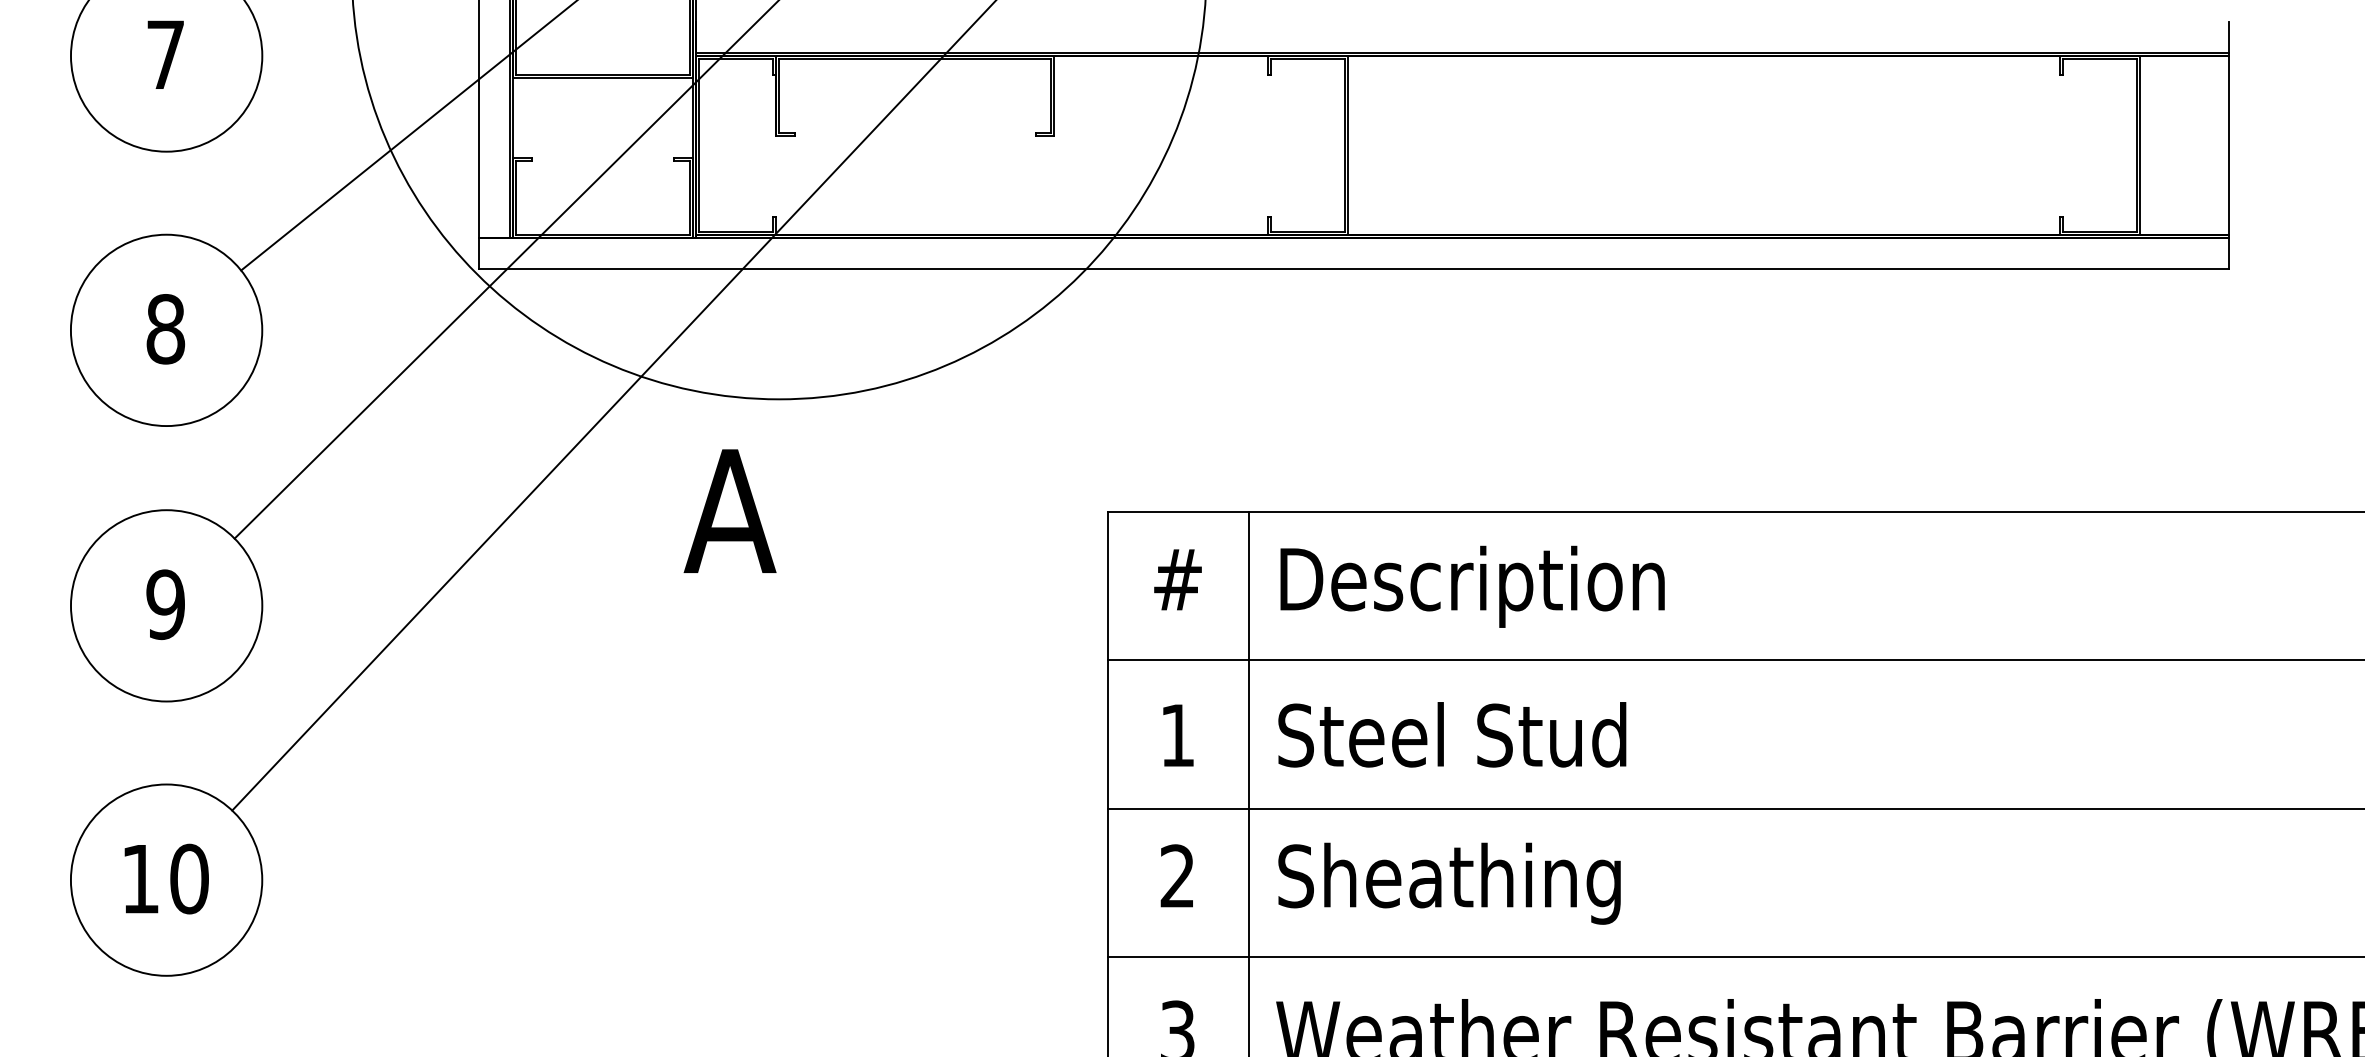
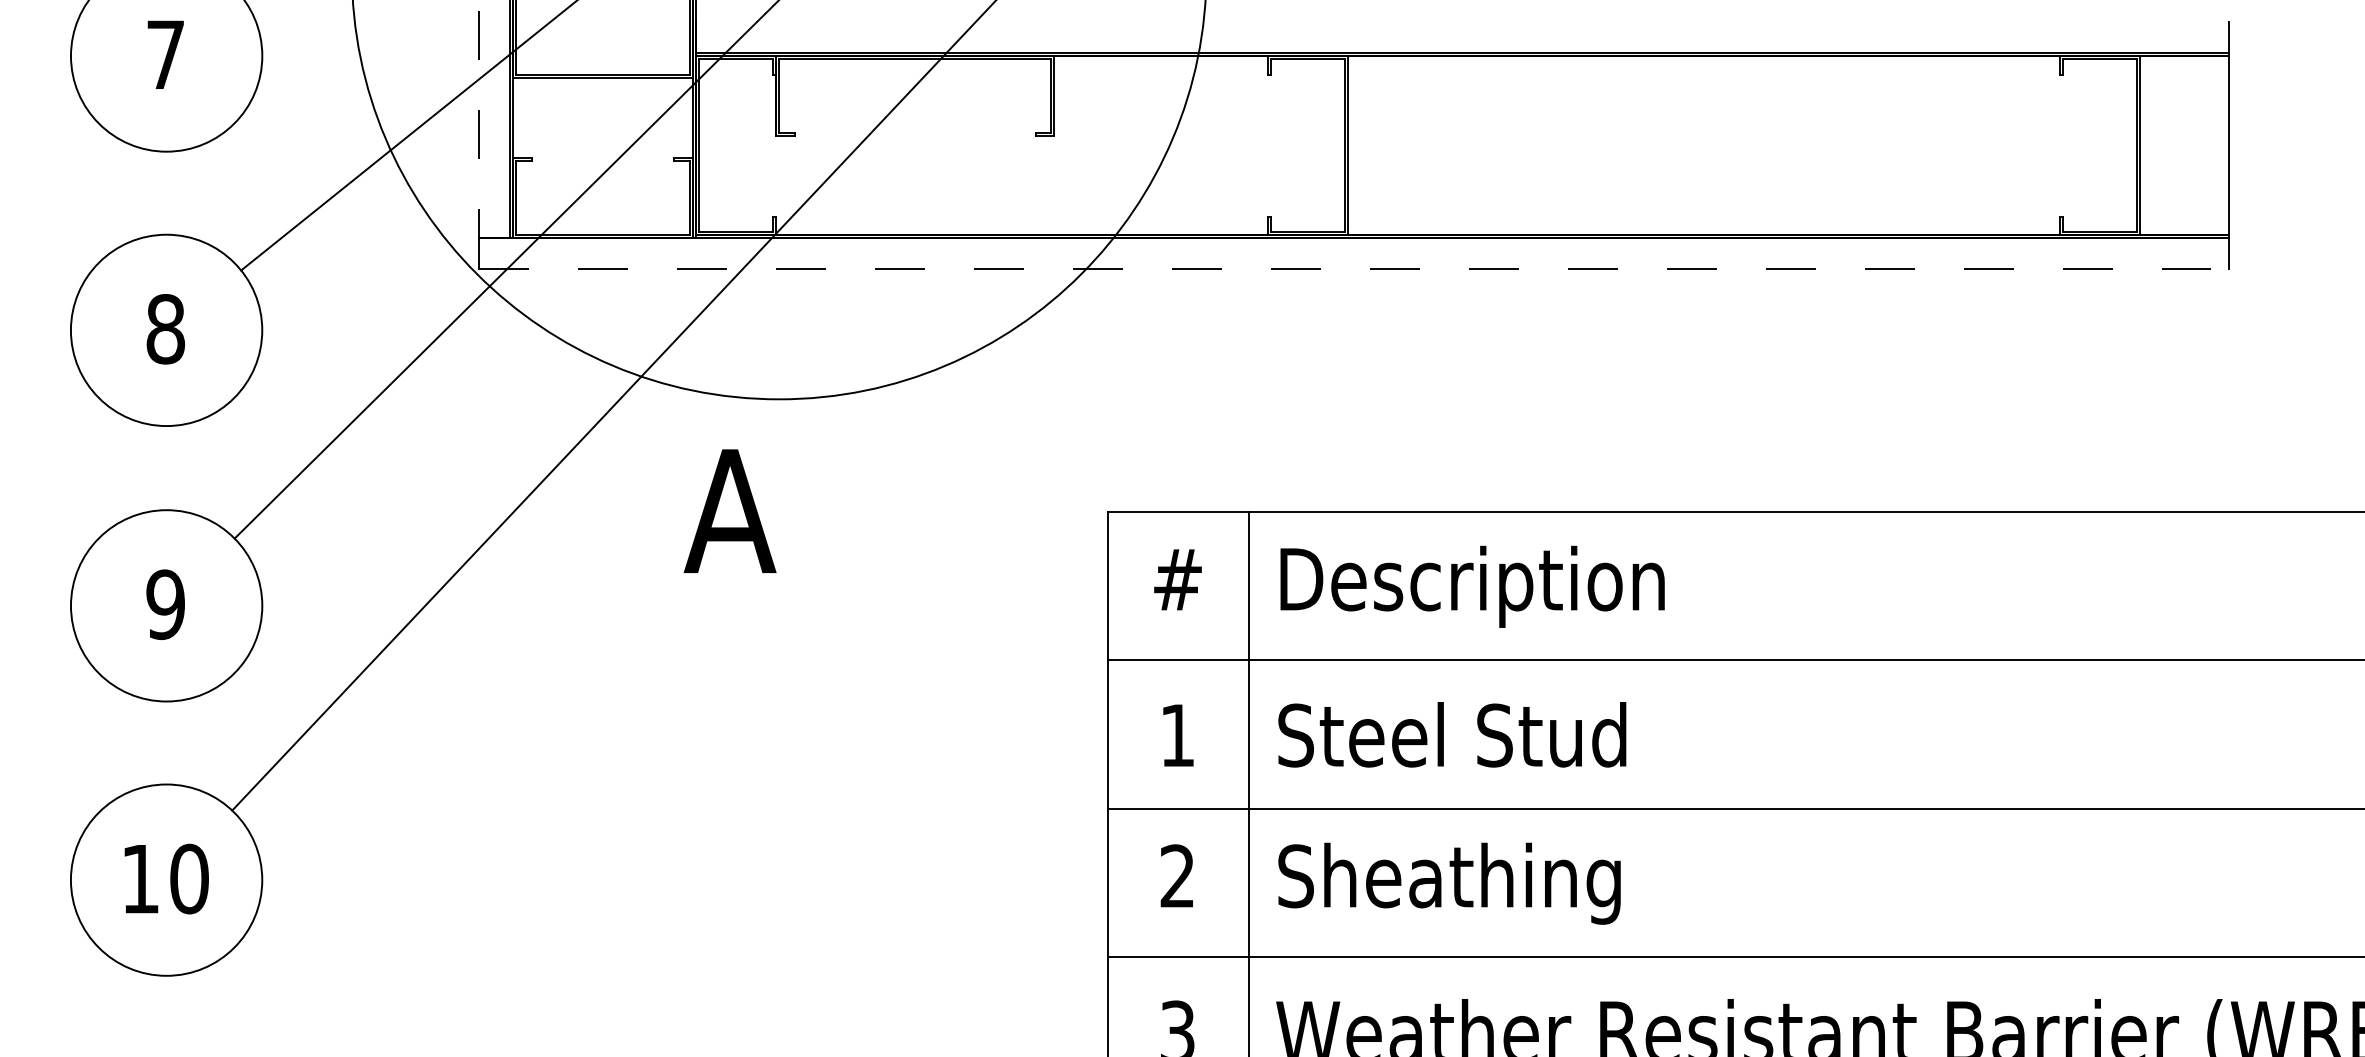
line: solid -> dashed (479, 119)
line: solid -> dashed (1353, 269)
